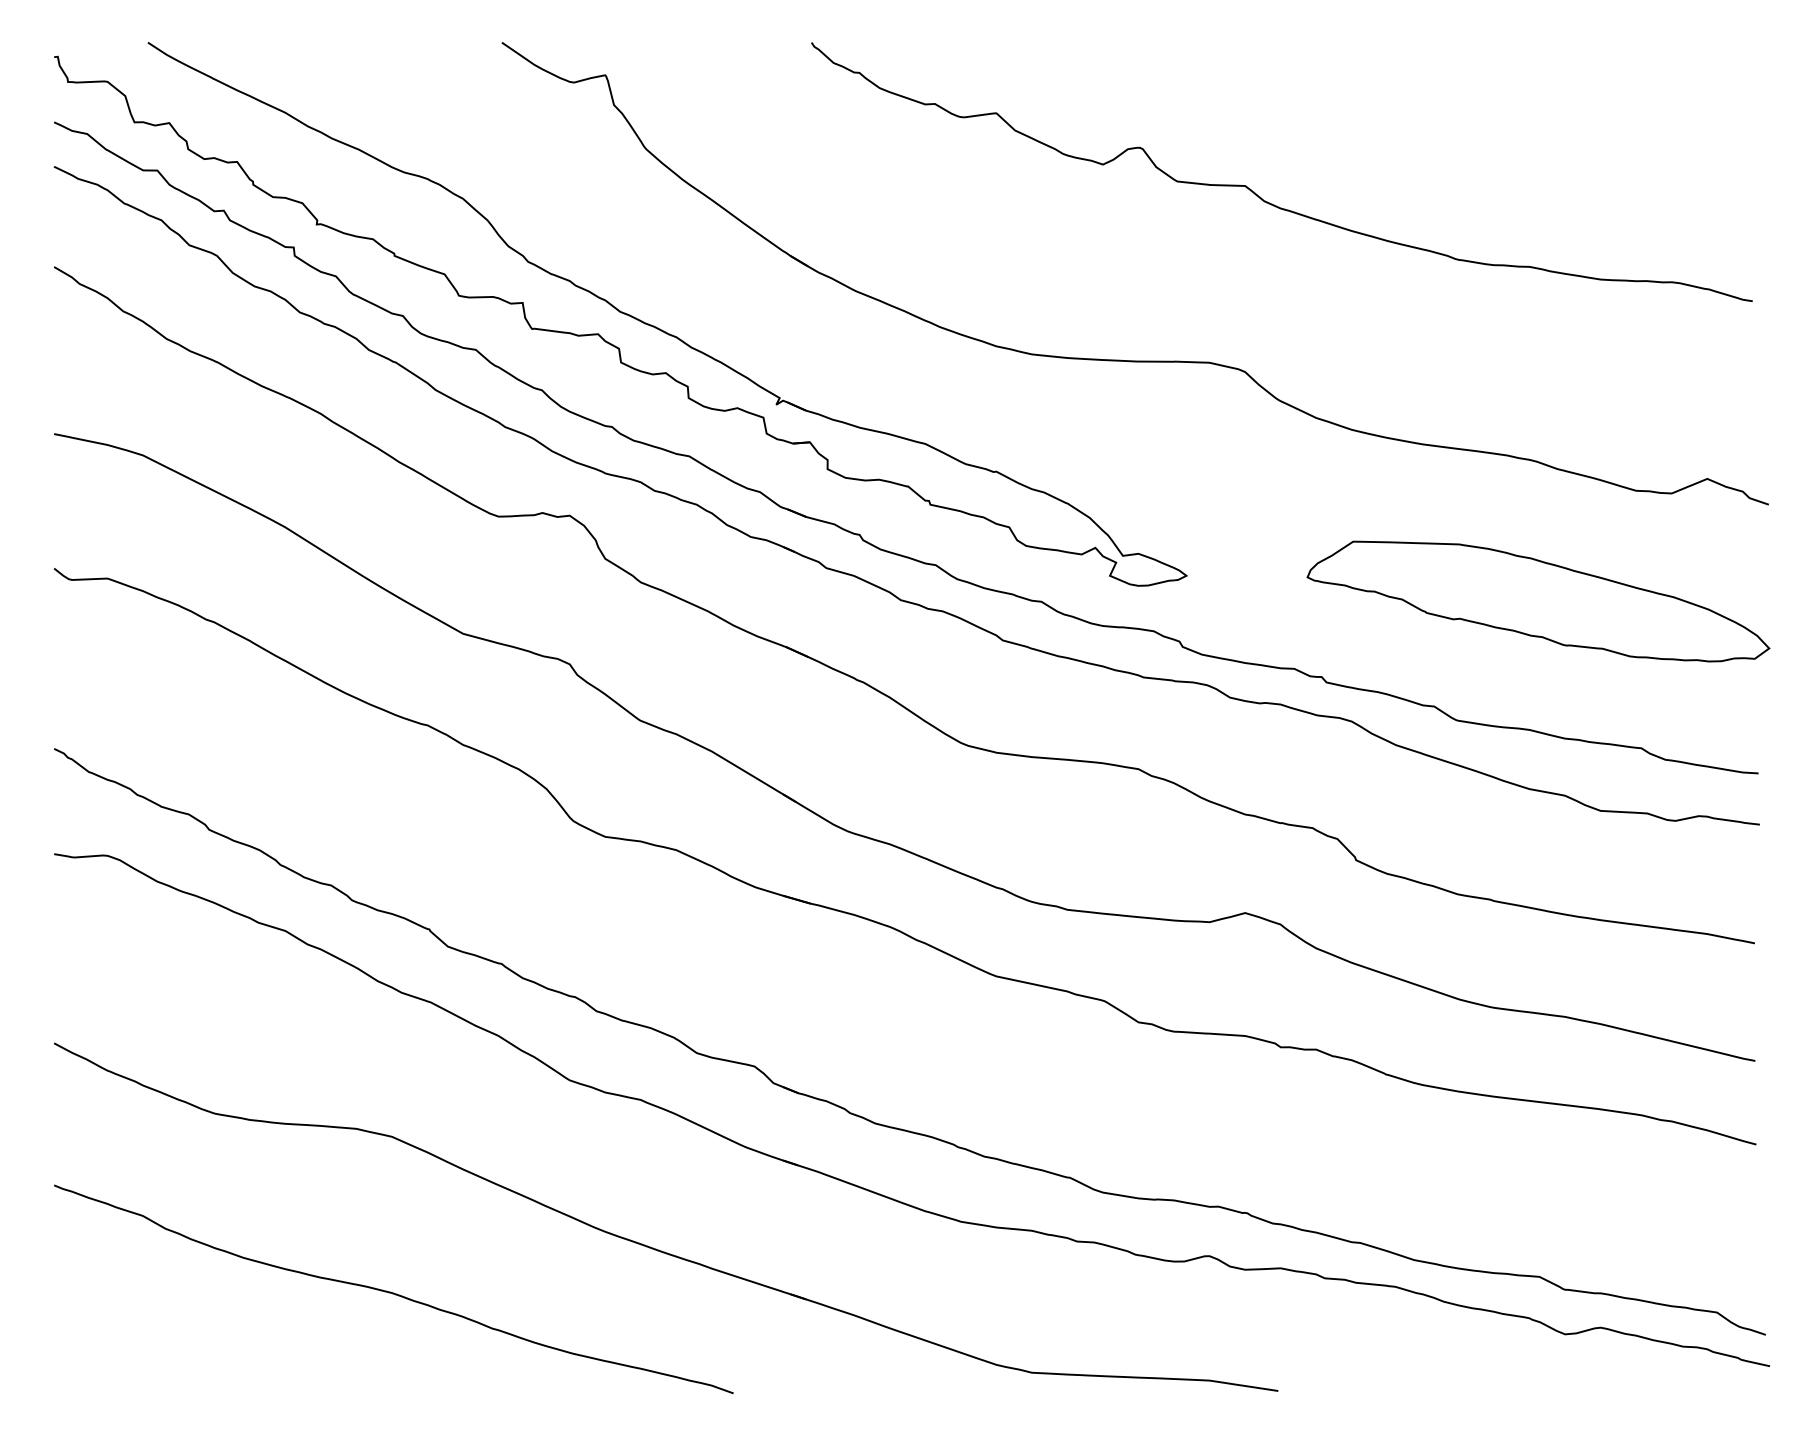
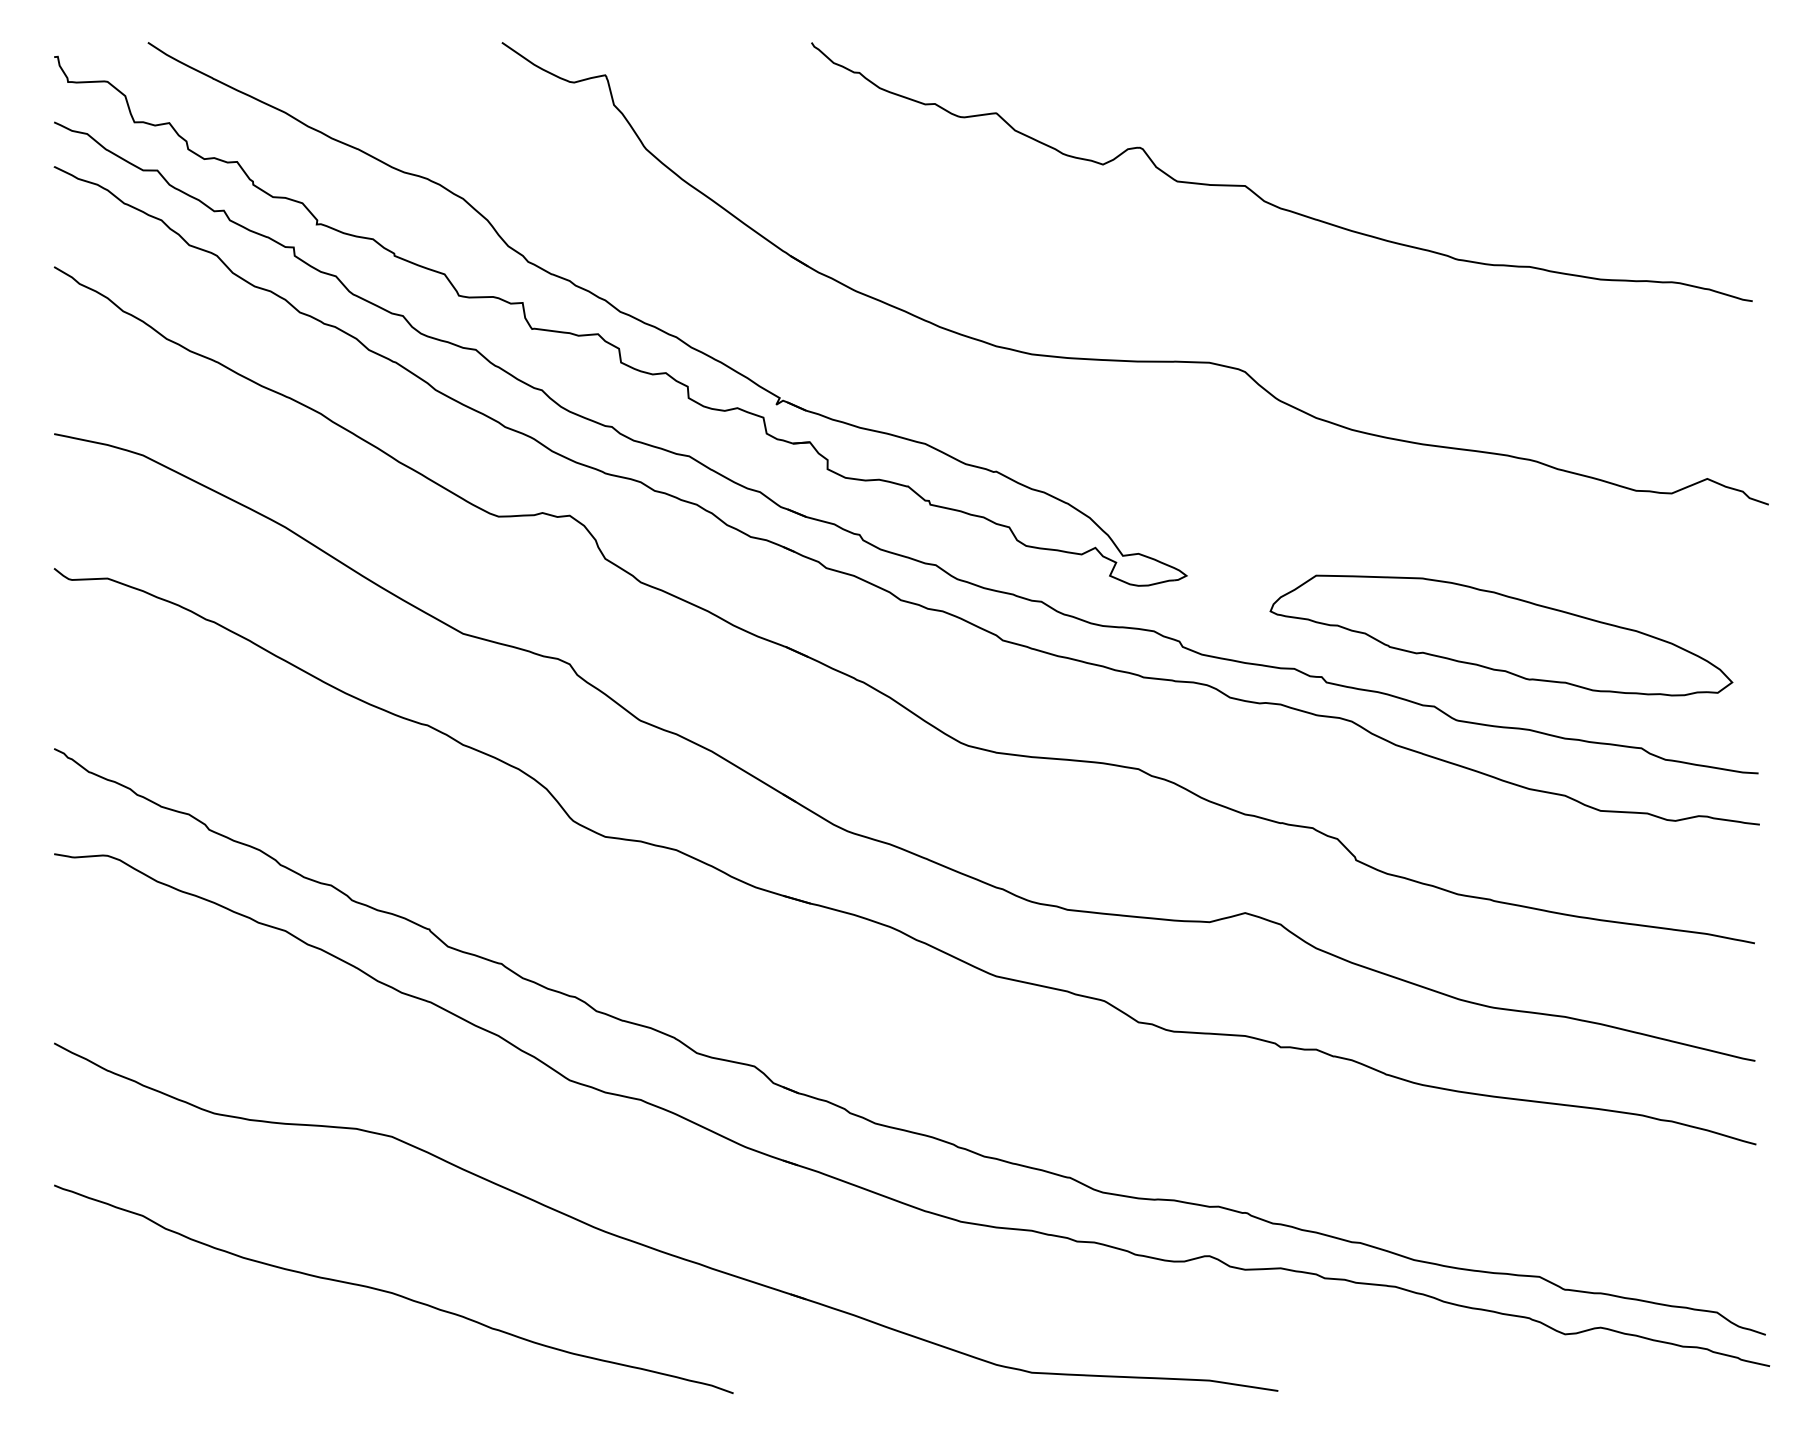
part position: (1538, 601) -> (1501, 635) (1501, 635)
